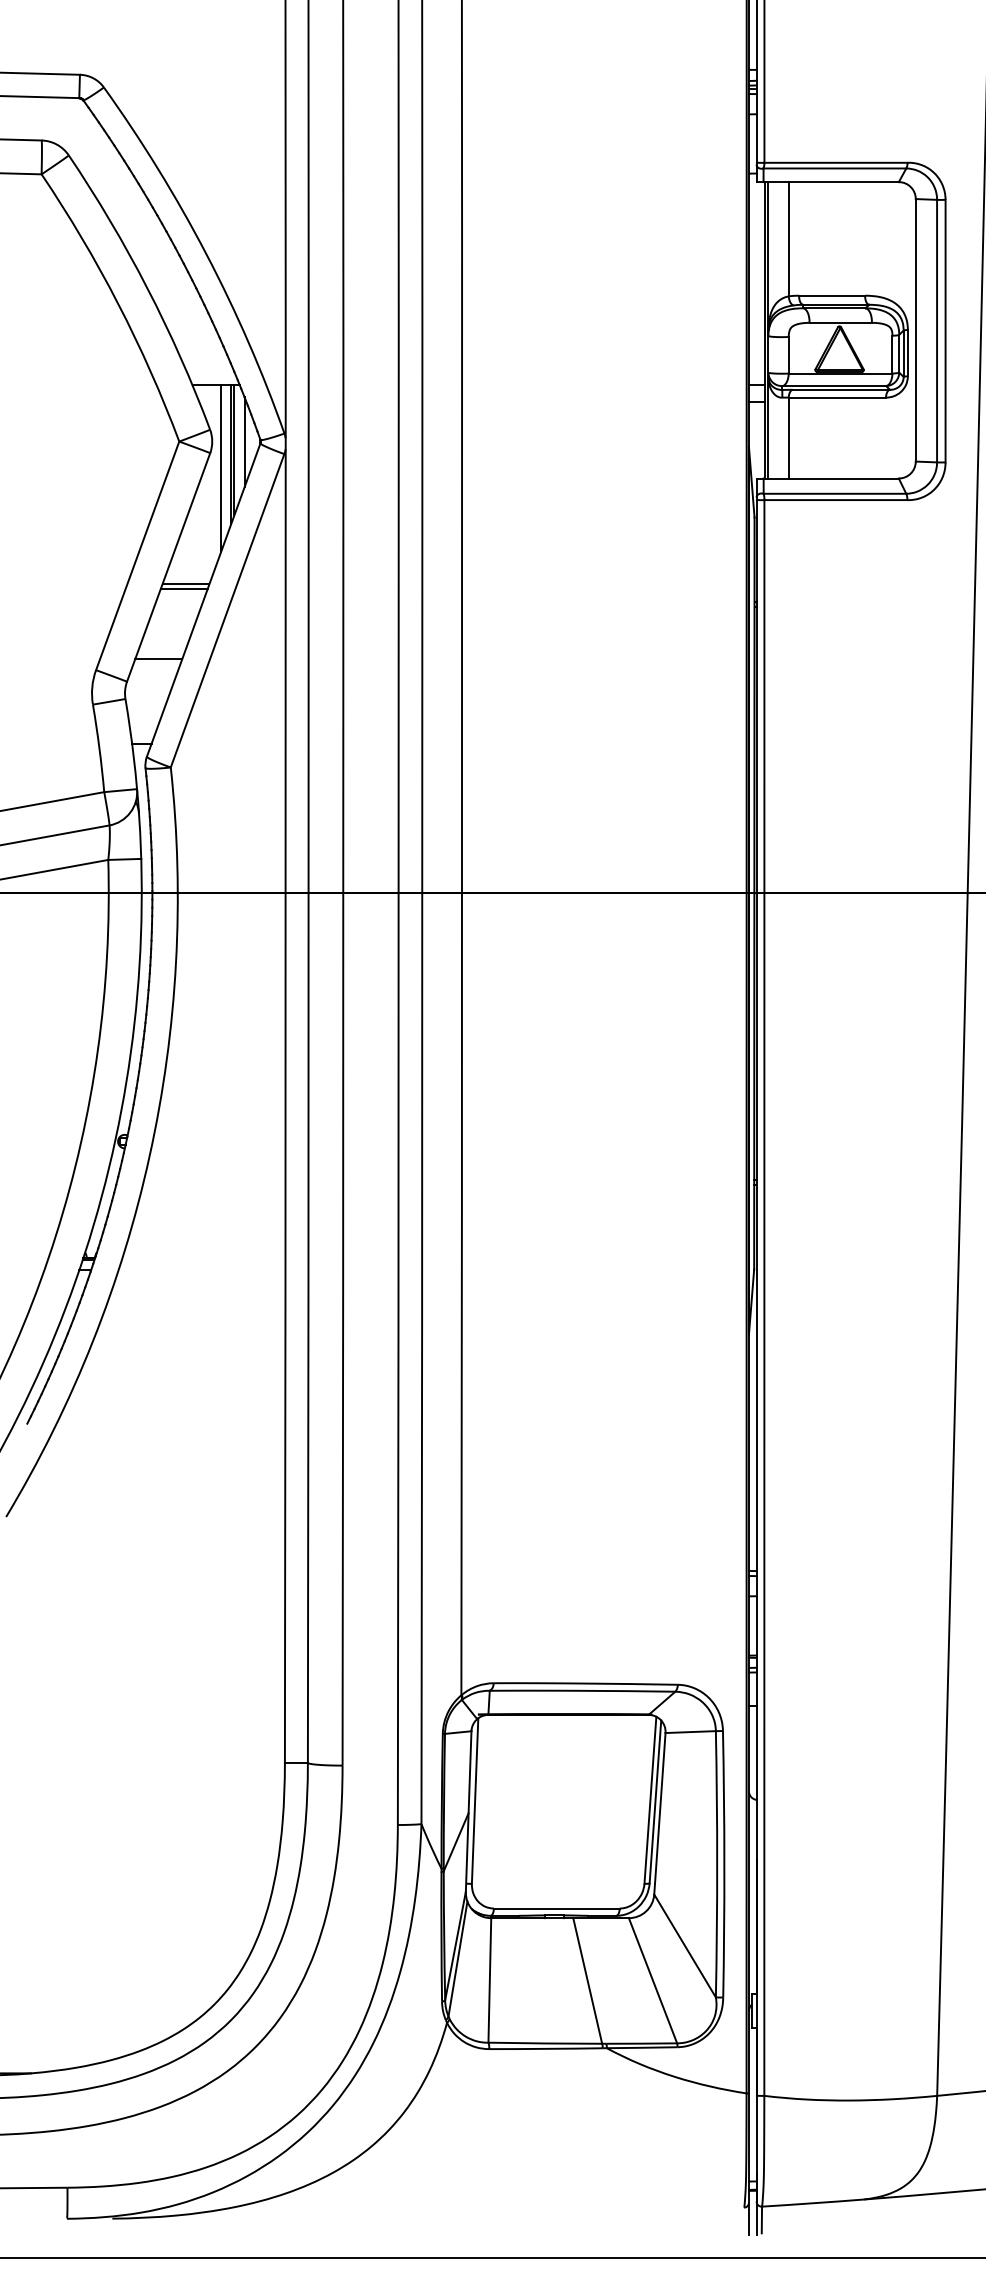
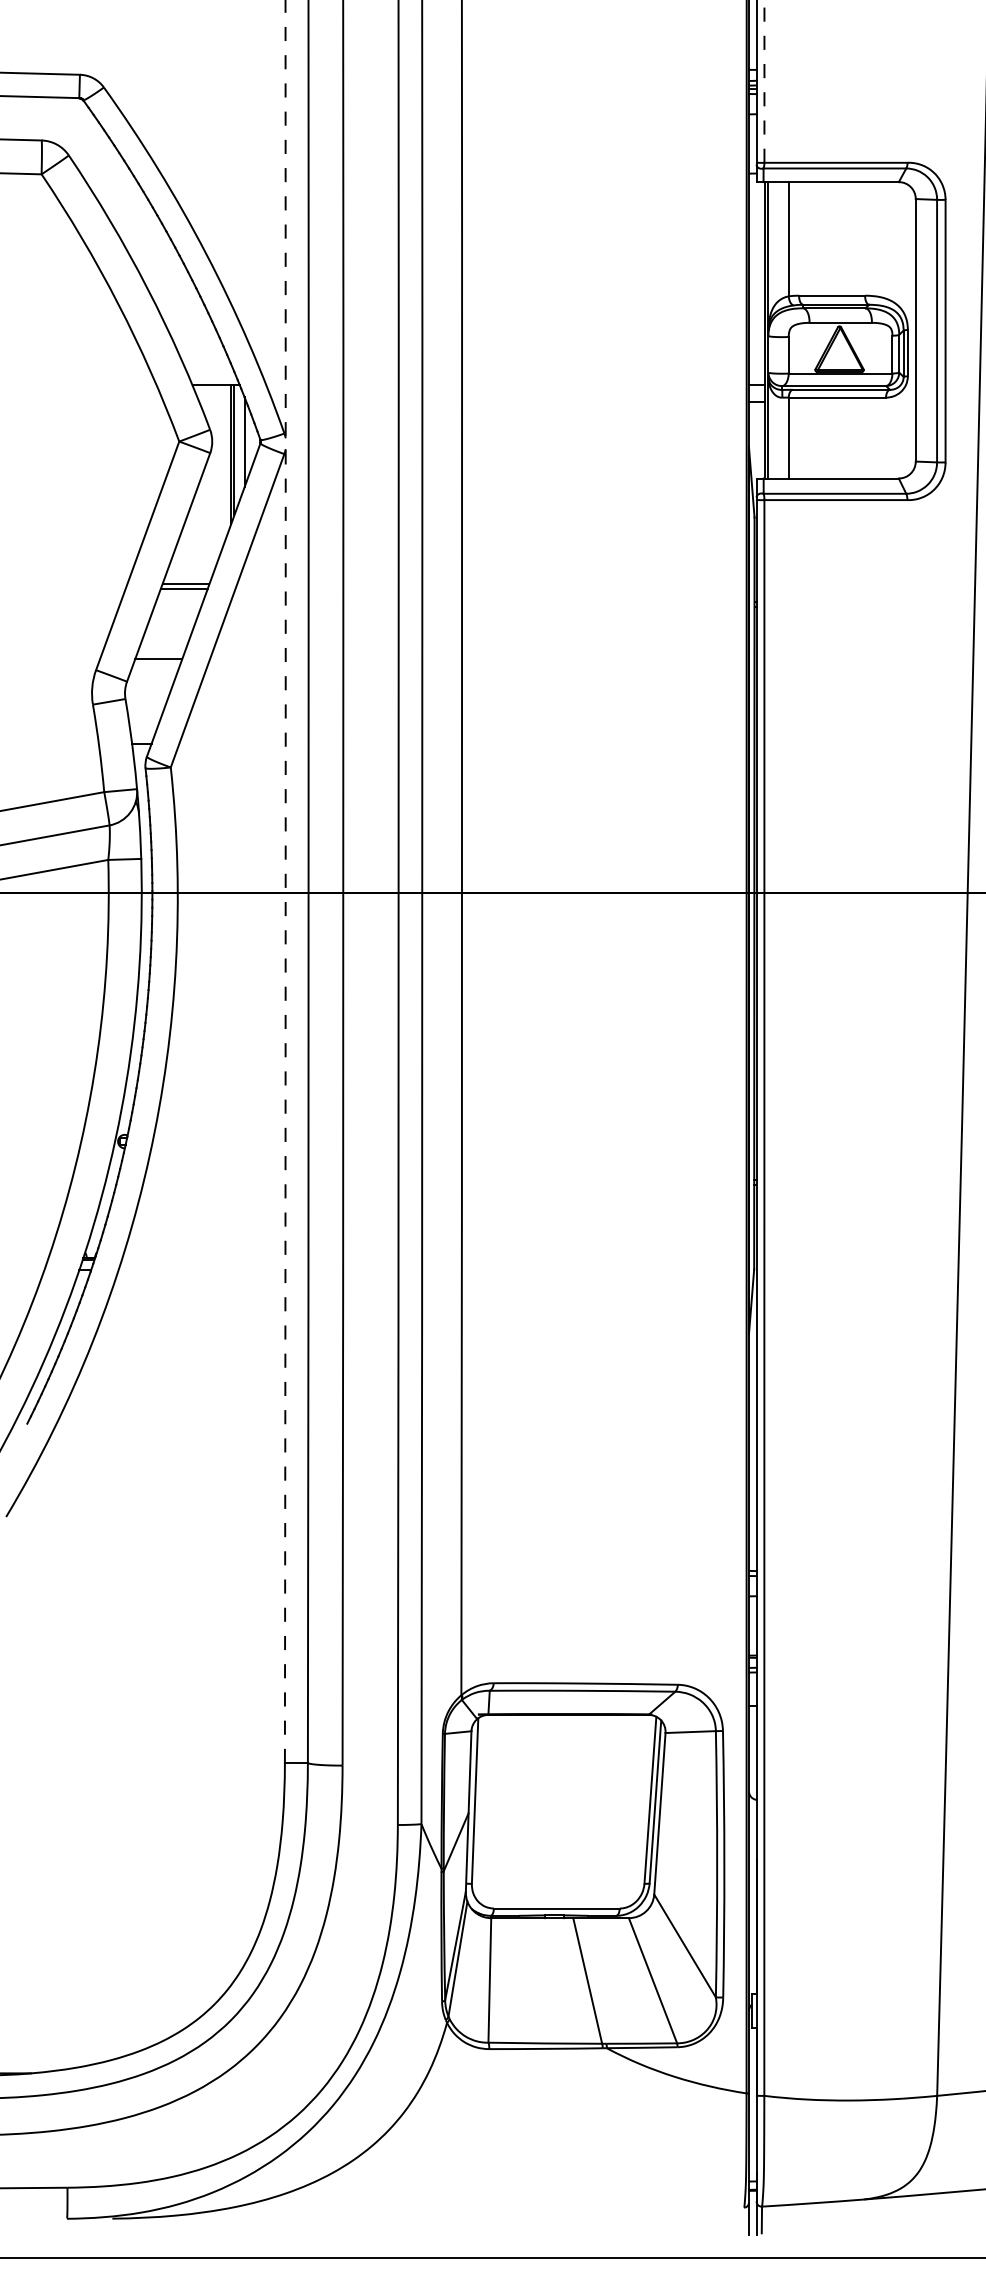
line: solid -> dashed (764, 80)
line: present -> none (221, 468)
arc: solid -> dashed (285, 880)
